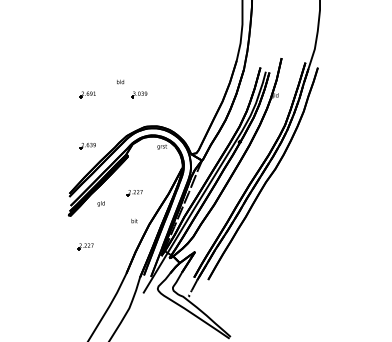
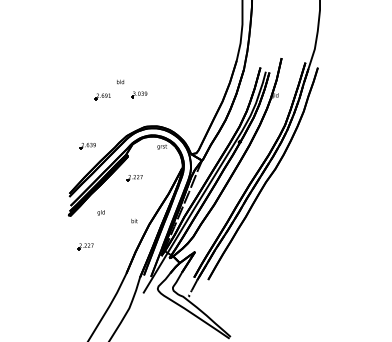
part position: (87, 94) -> (102, 96) (102, 96)
part position: (134, 193) -> (134, 178) (134, 178)
text position: (100, 203) -> (100, 212) (100, 212)
